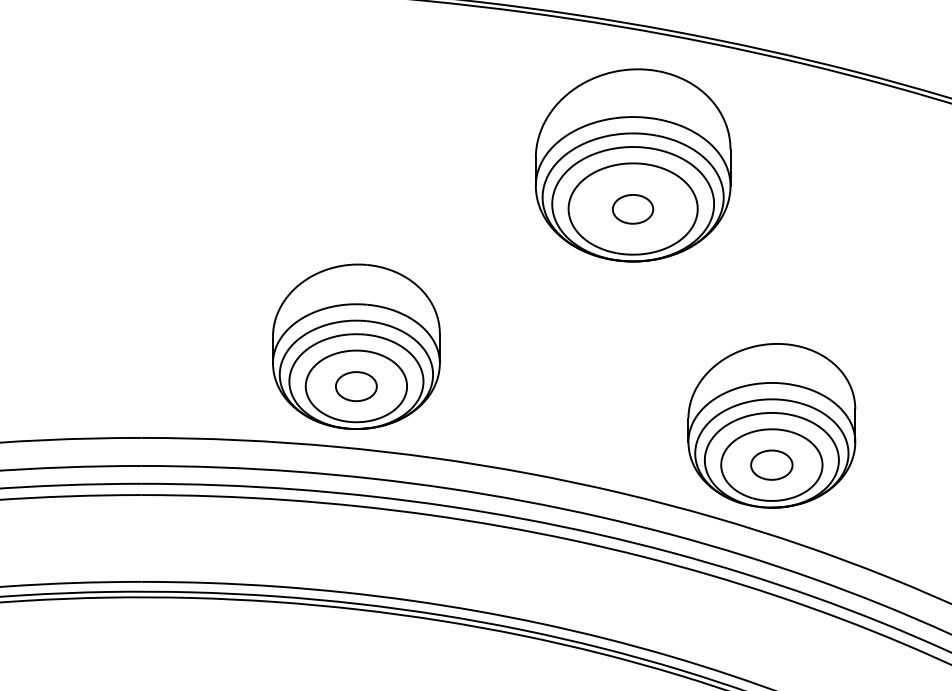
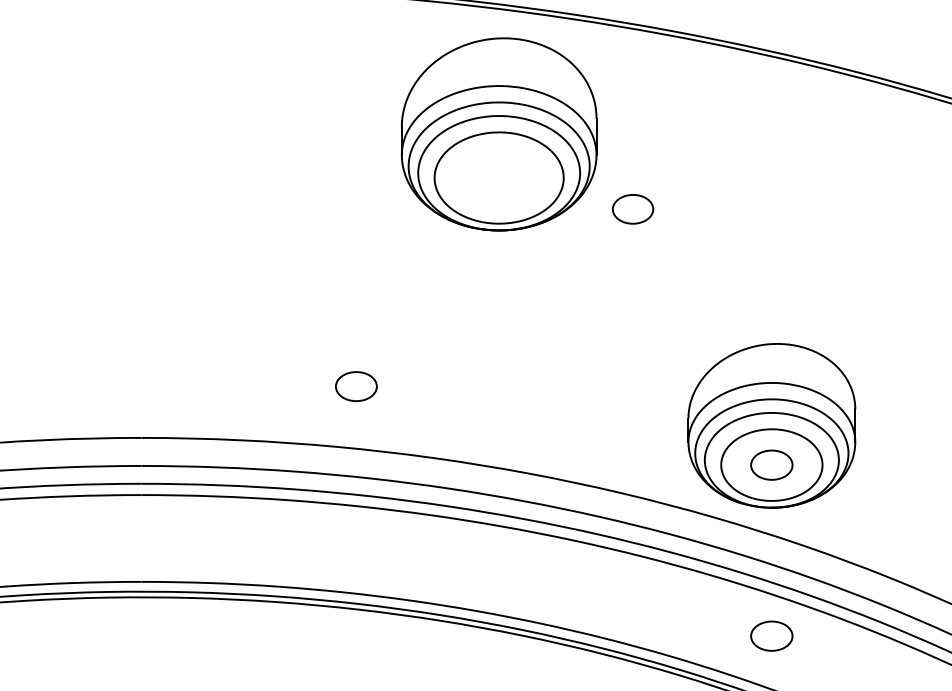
part position: (633, 165) -> (499, 134) (499, 134)
part: present -> none (356, 346)
part: none -> present (771, 635)
